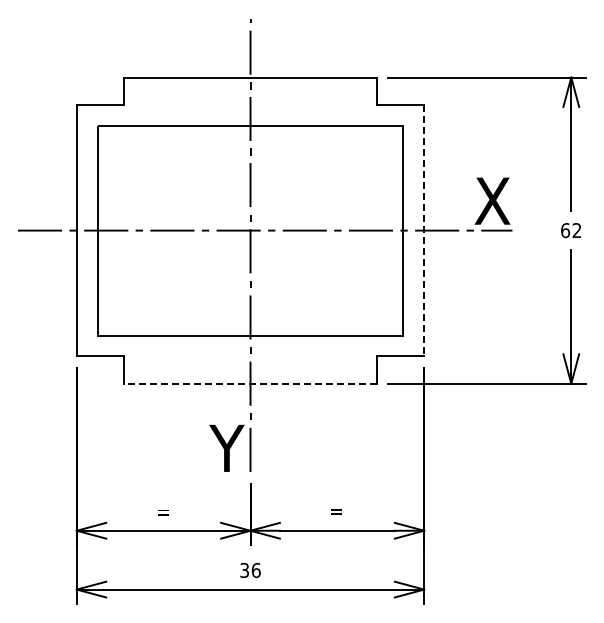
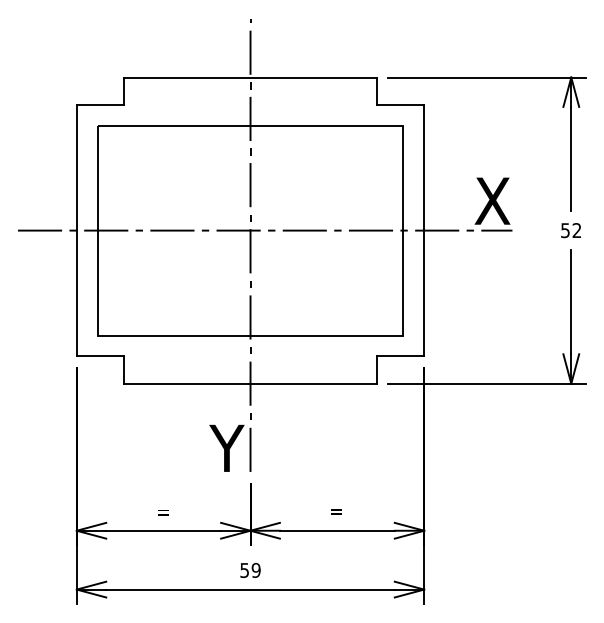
text: 62 -> 52 (565, 230)
line: dashed -> solid (424, 231)
line: dashed -> solid (250, 383)
text: 36 -> 59 (250, 569)
